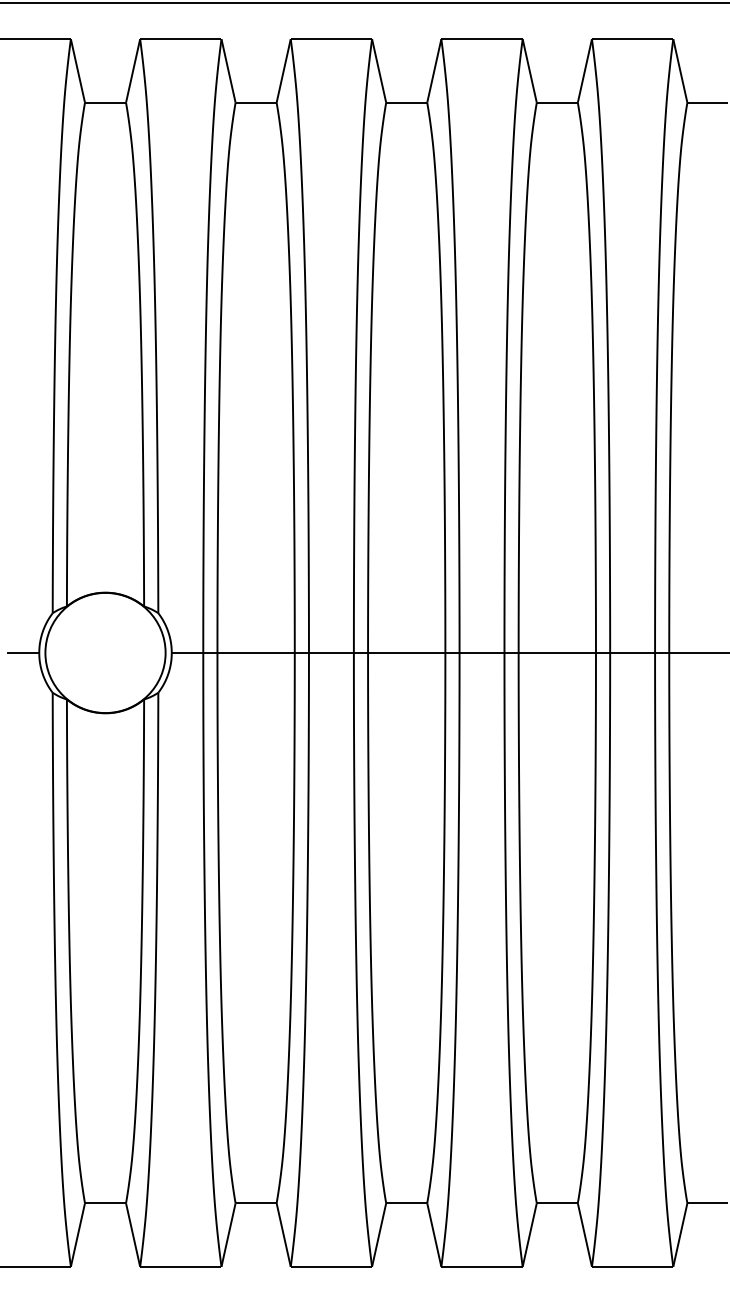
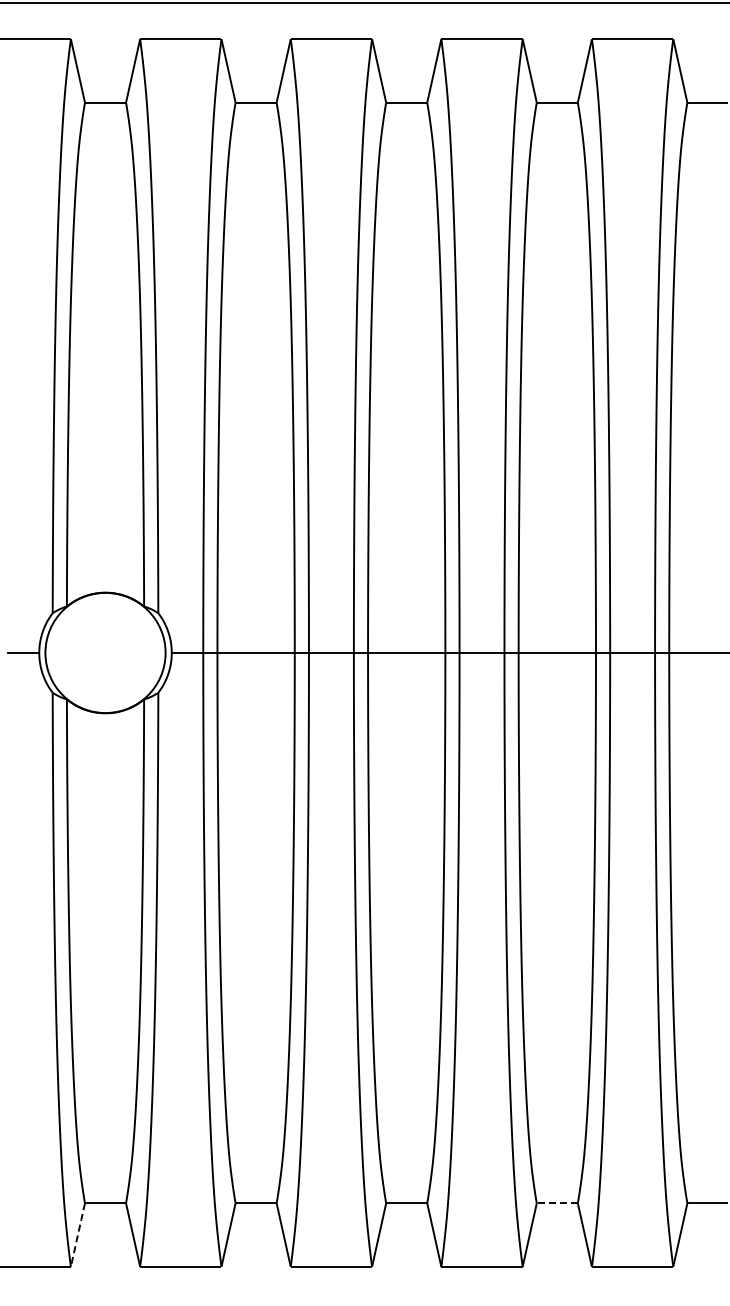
line: solid -> dashed (556, 1203)
line: solid -> dashed (77, 1235)
